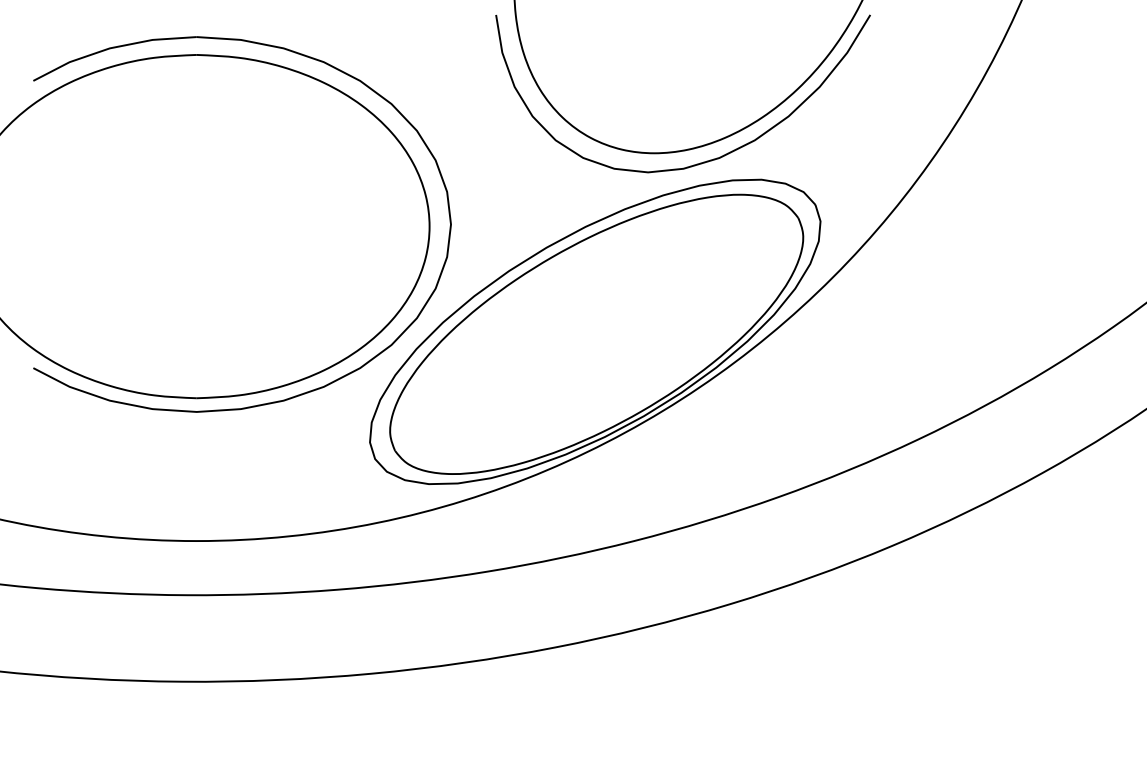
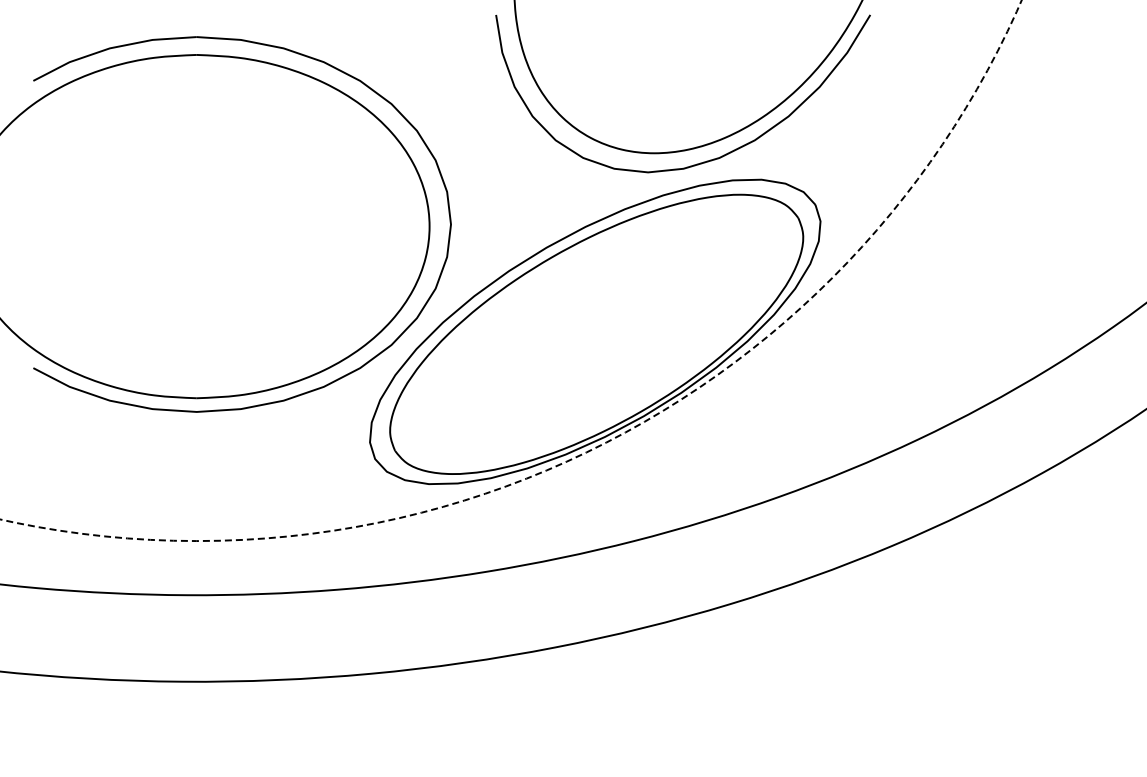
arc: solid -> dashed (597, 446)
